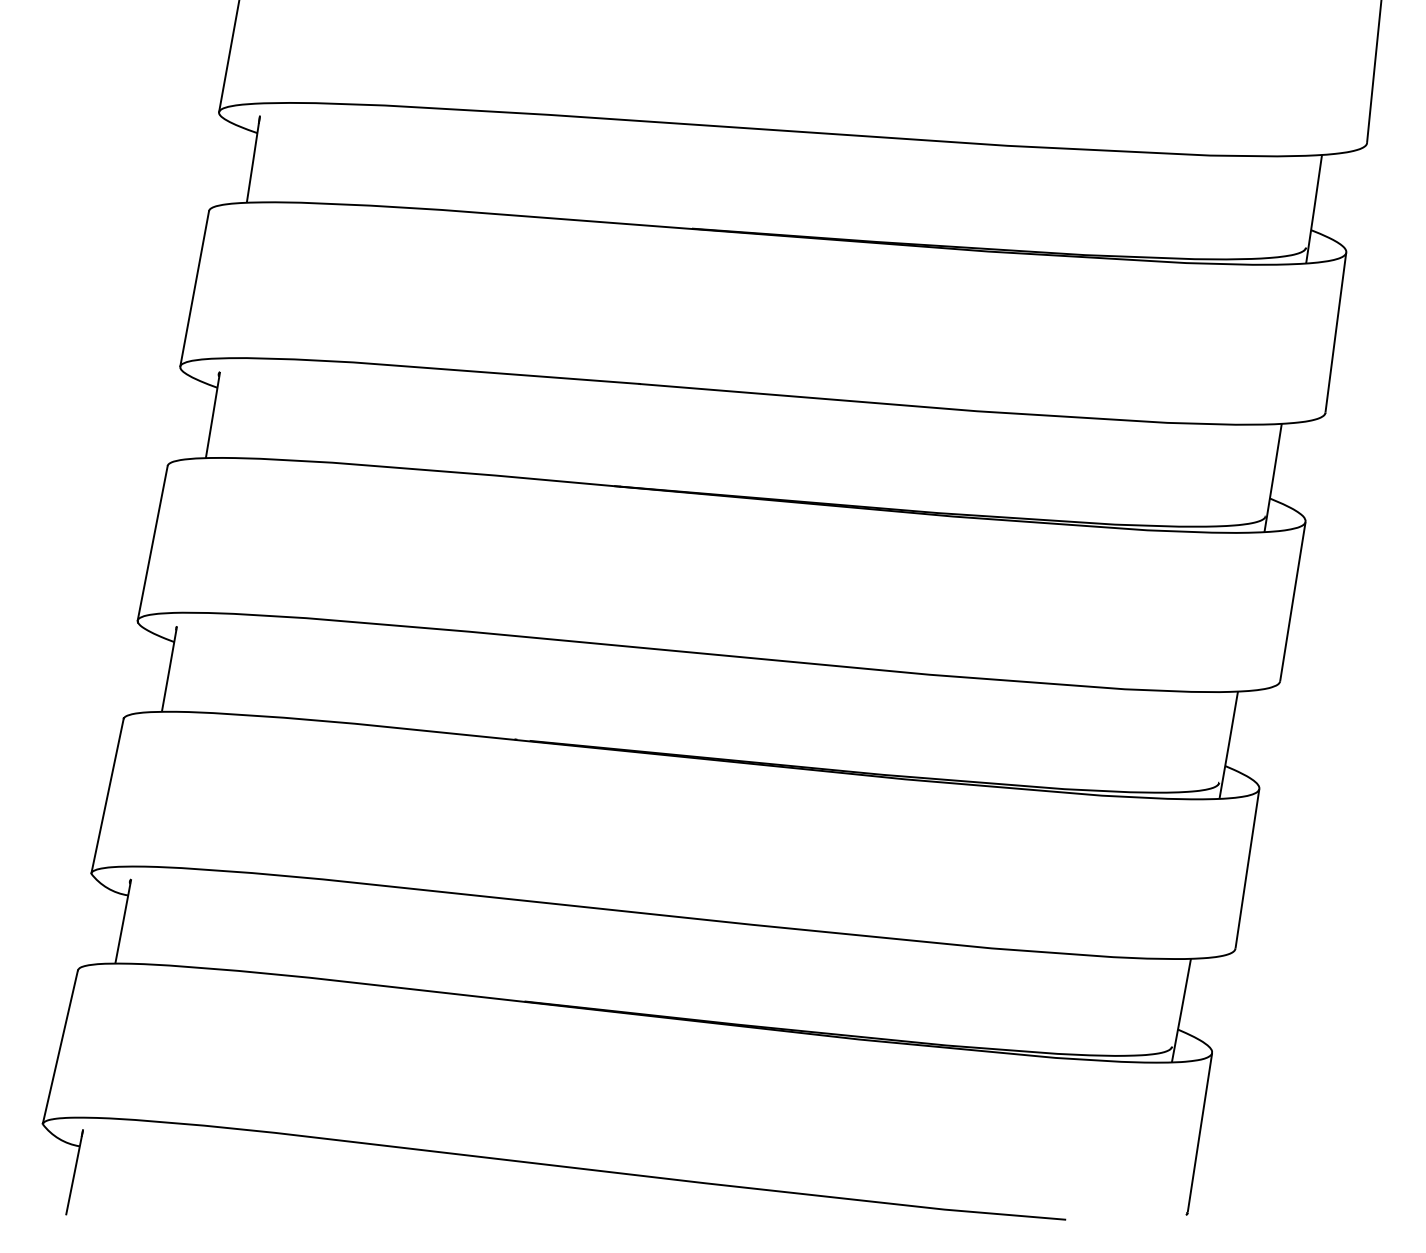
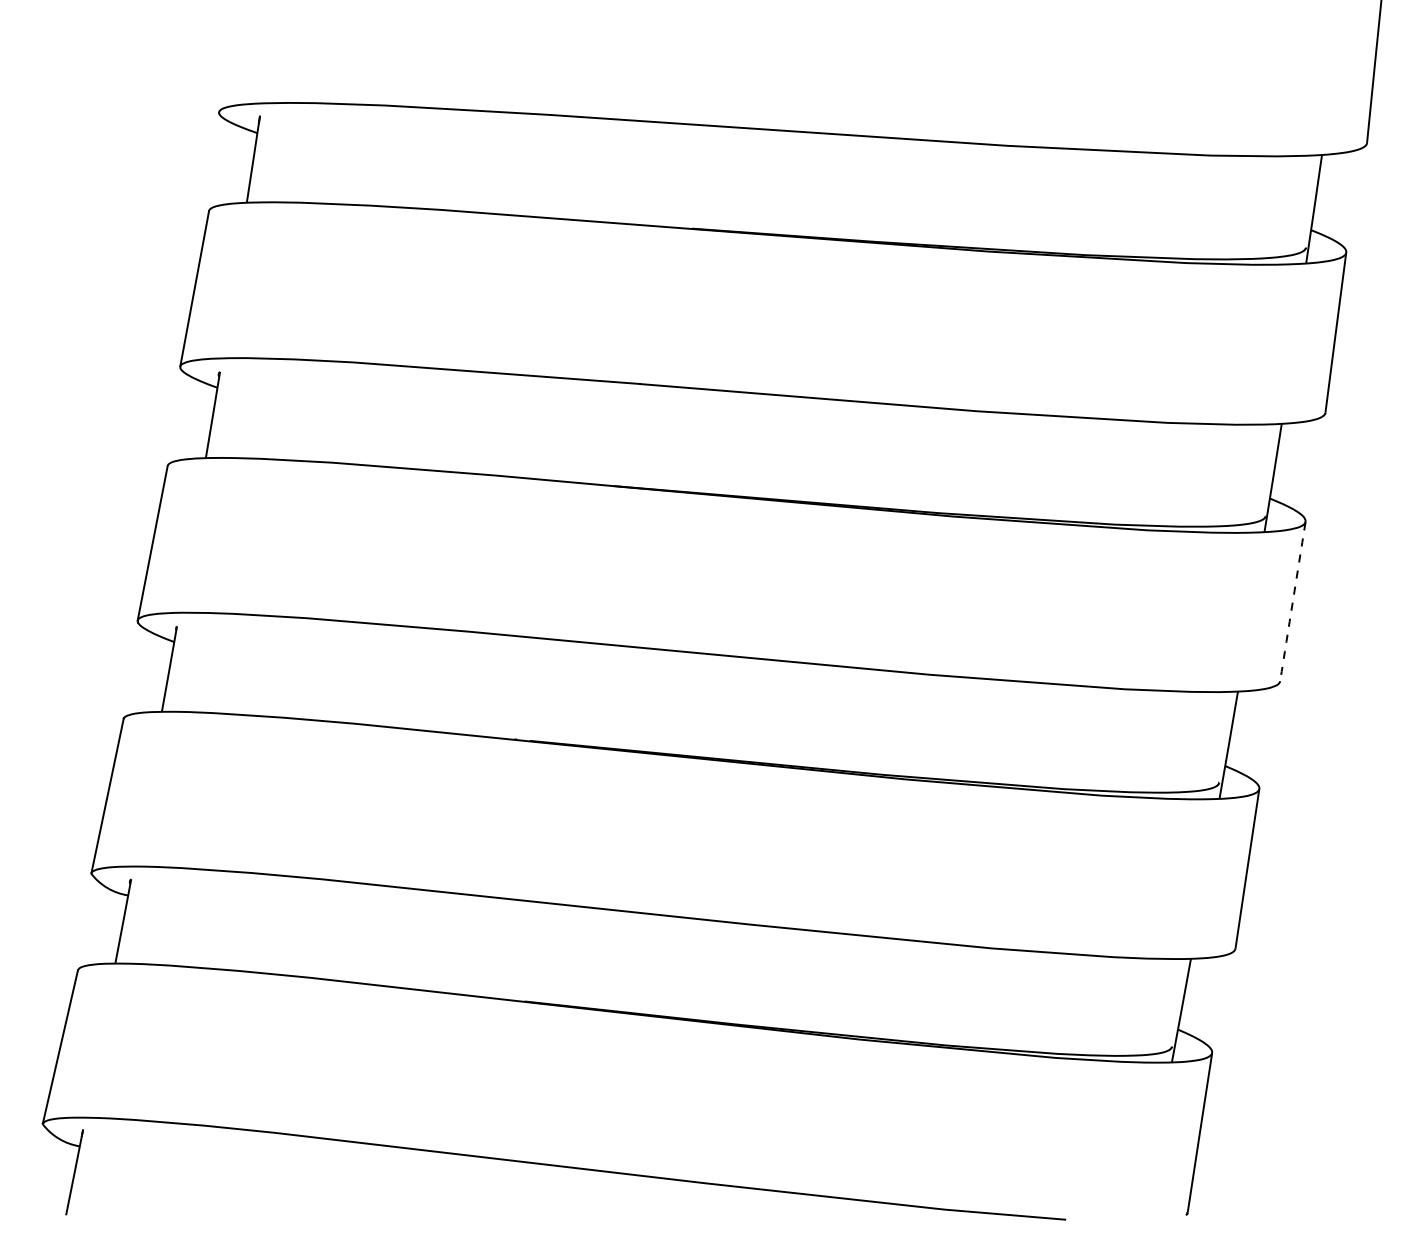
line: present -> none (229, 57)
arc: solid -> dashed (1292, 601)
